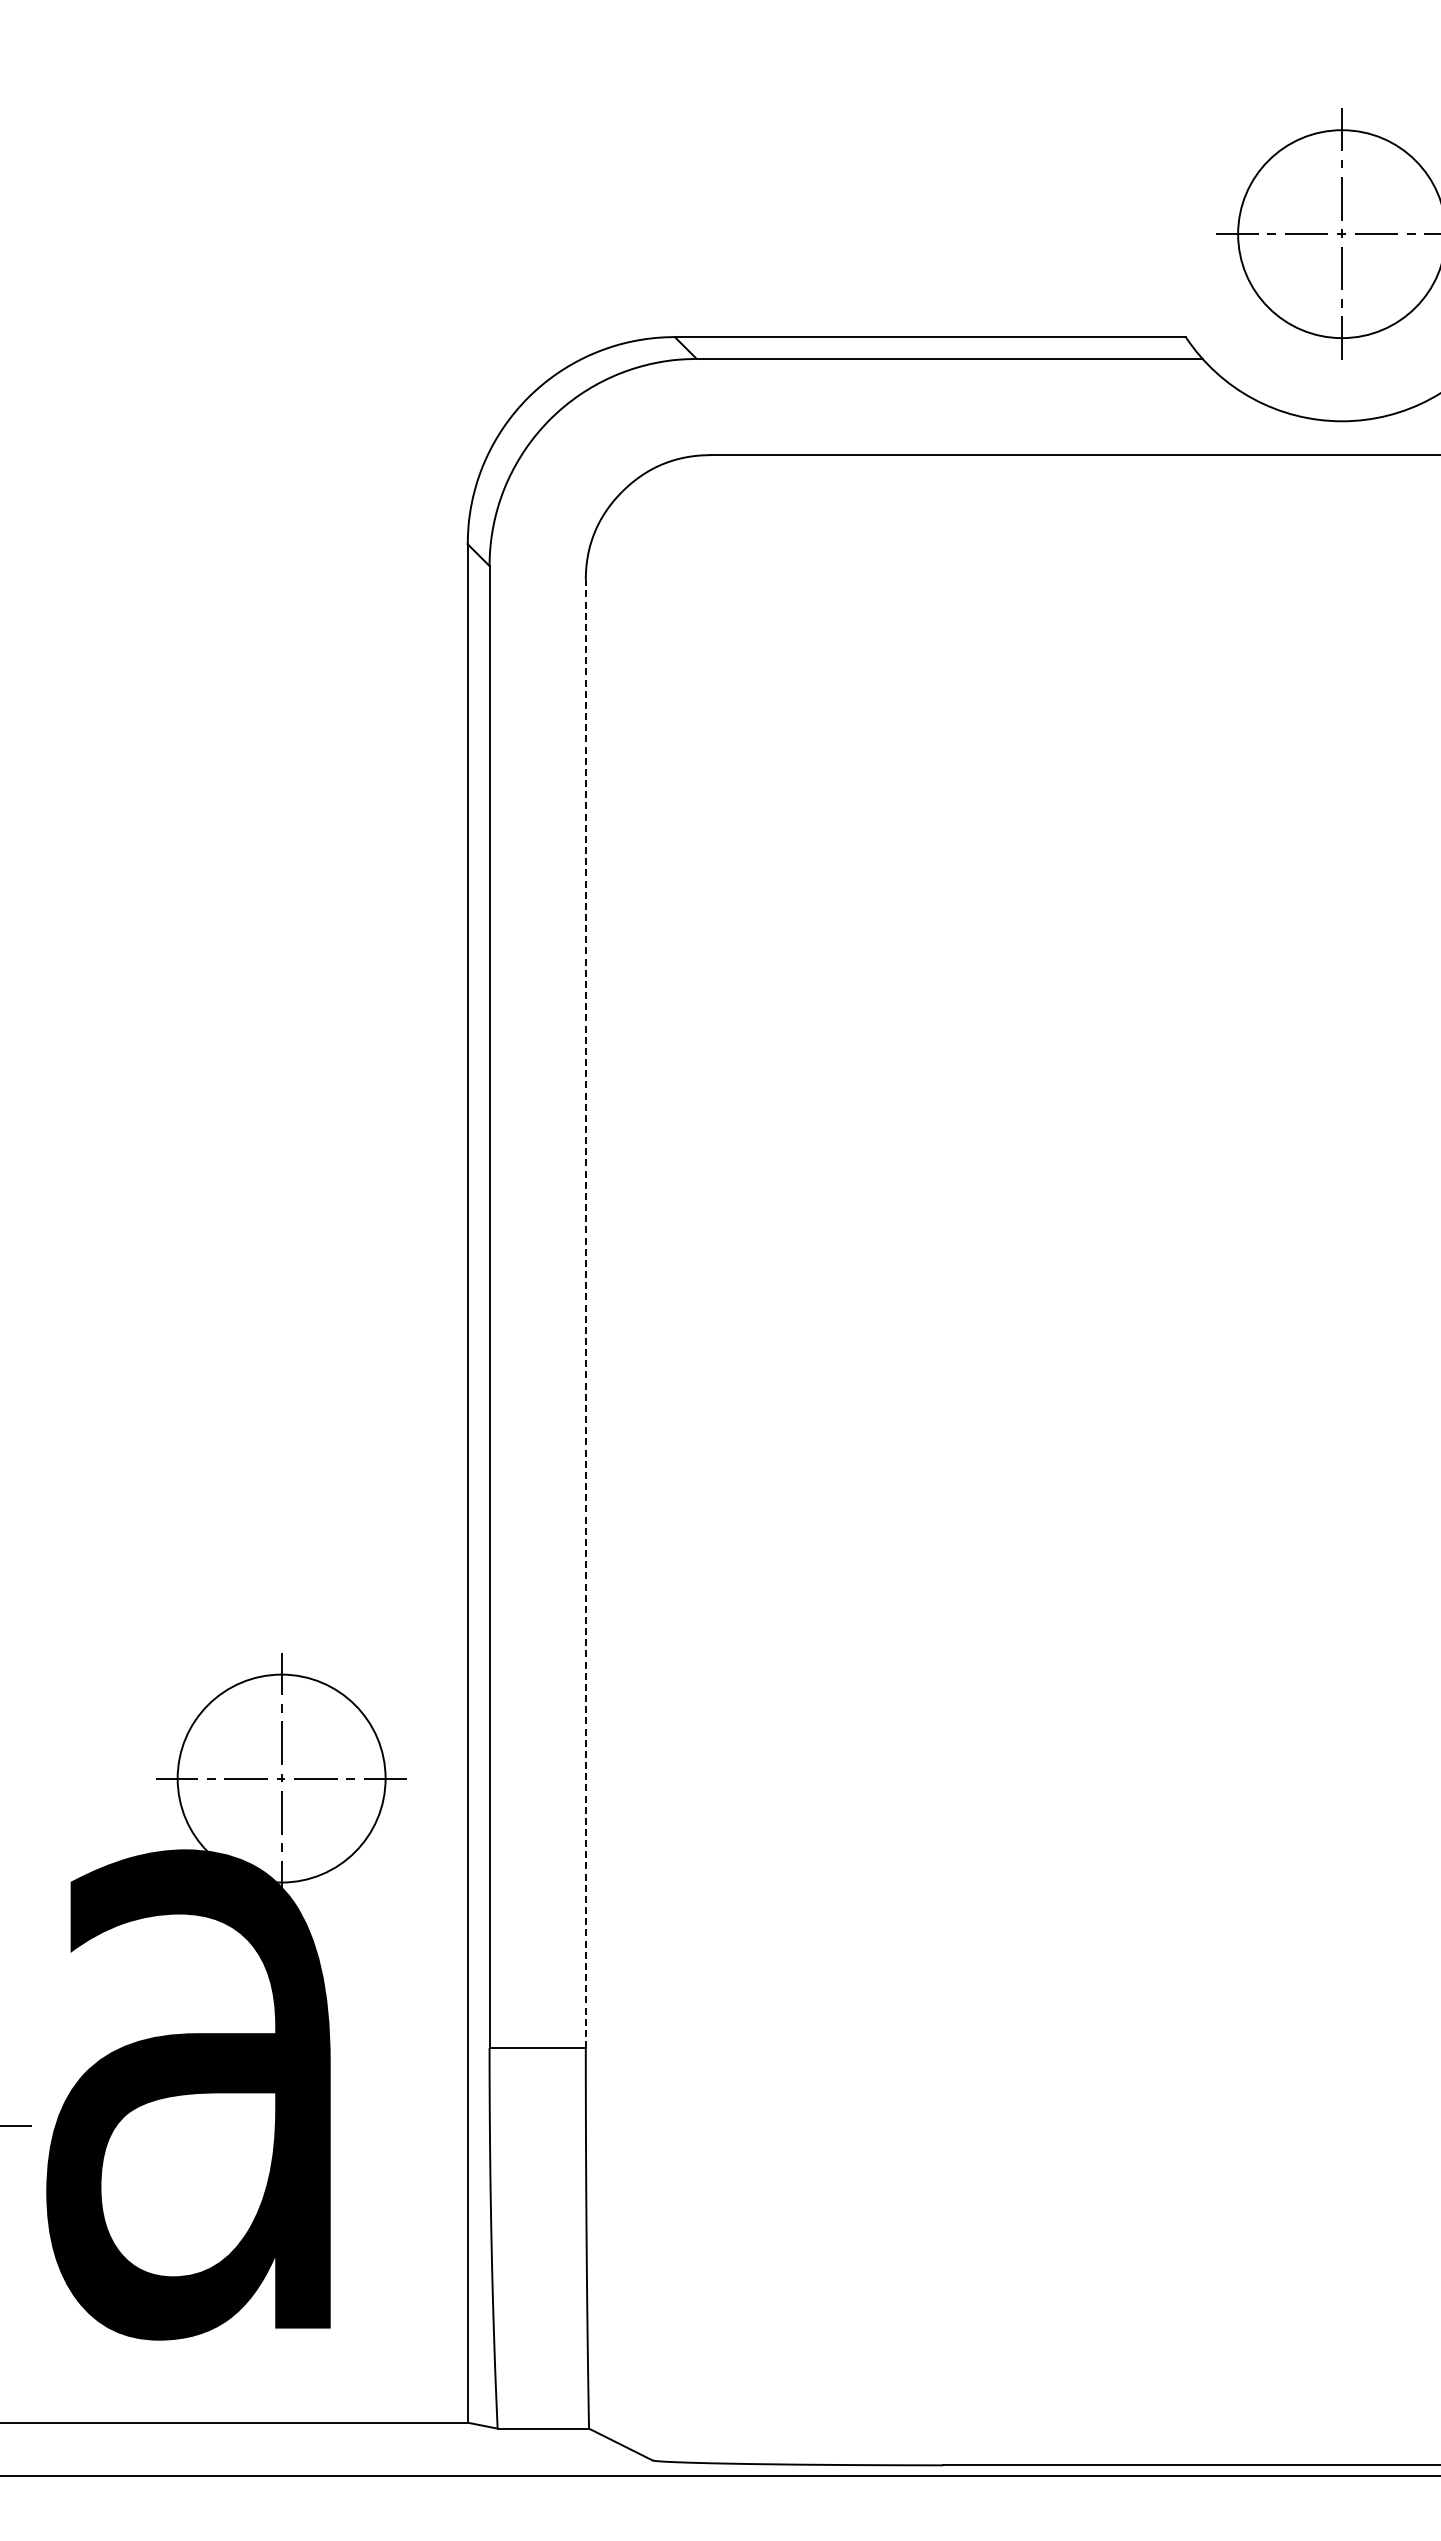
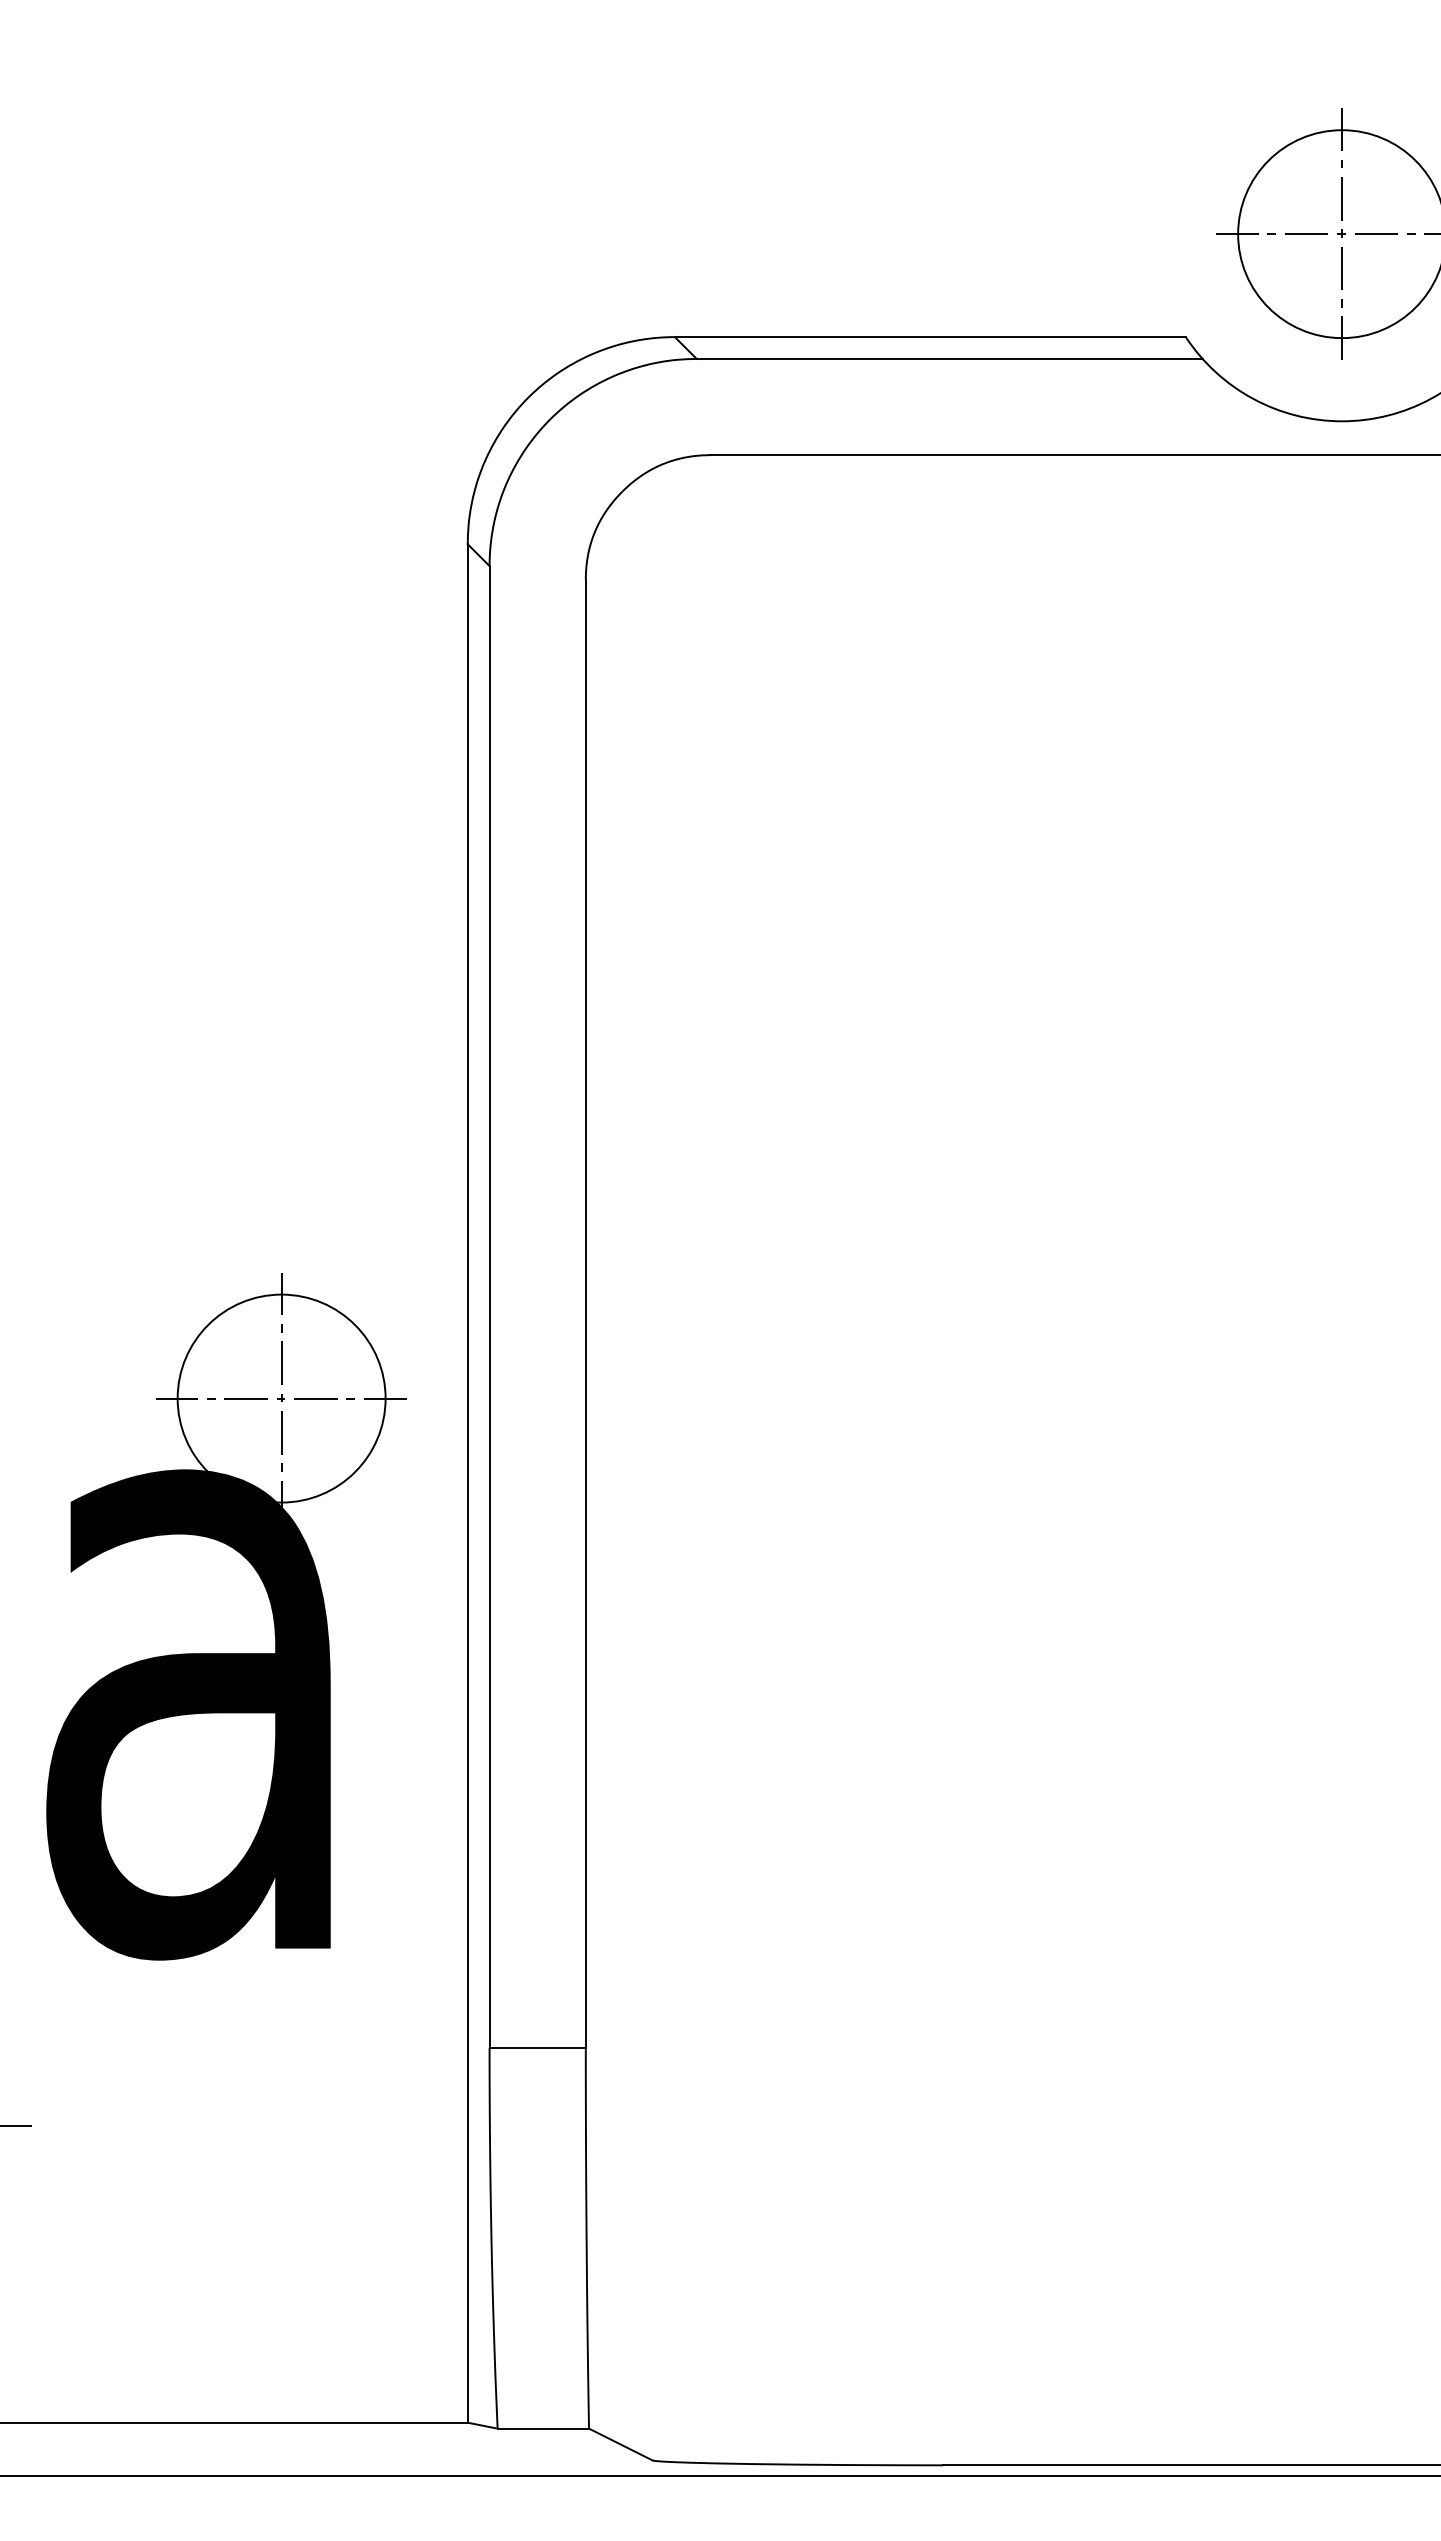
line: dashed -> solid (585, 1313)
part position: (226, 2033) -> (226, 1653) (226, 1653)
